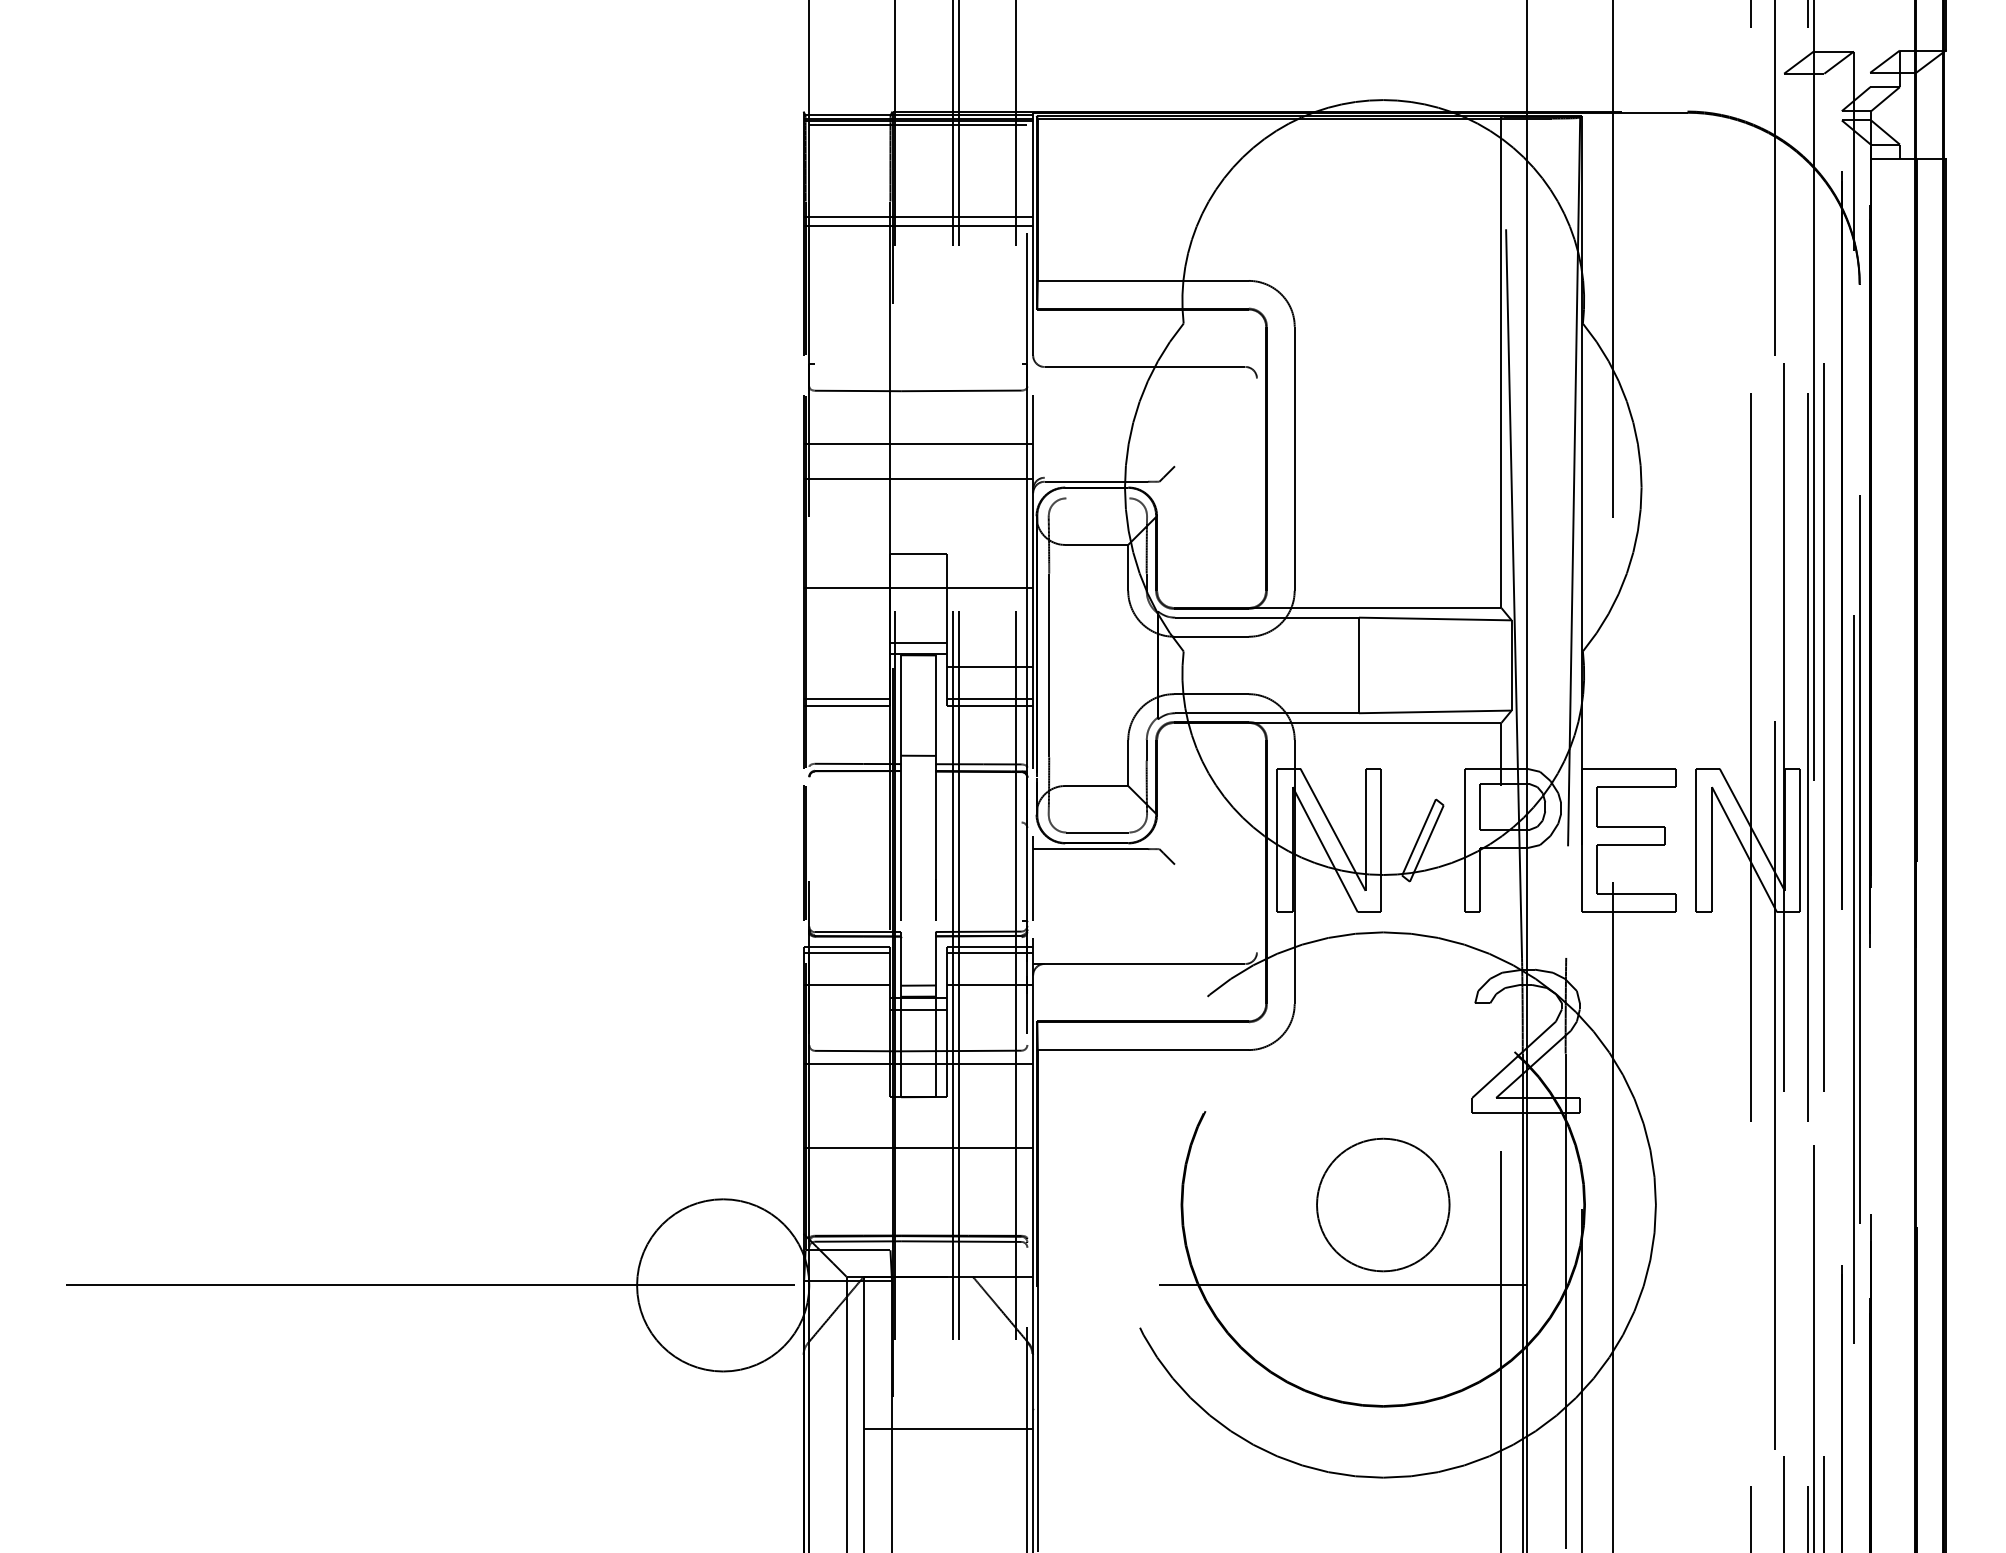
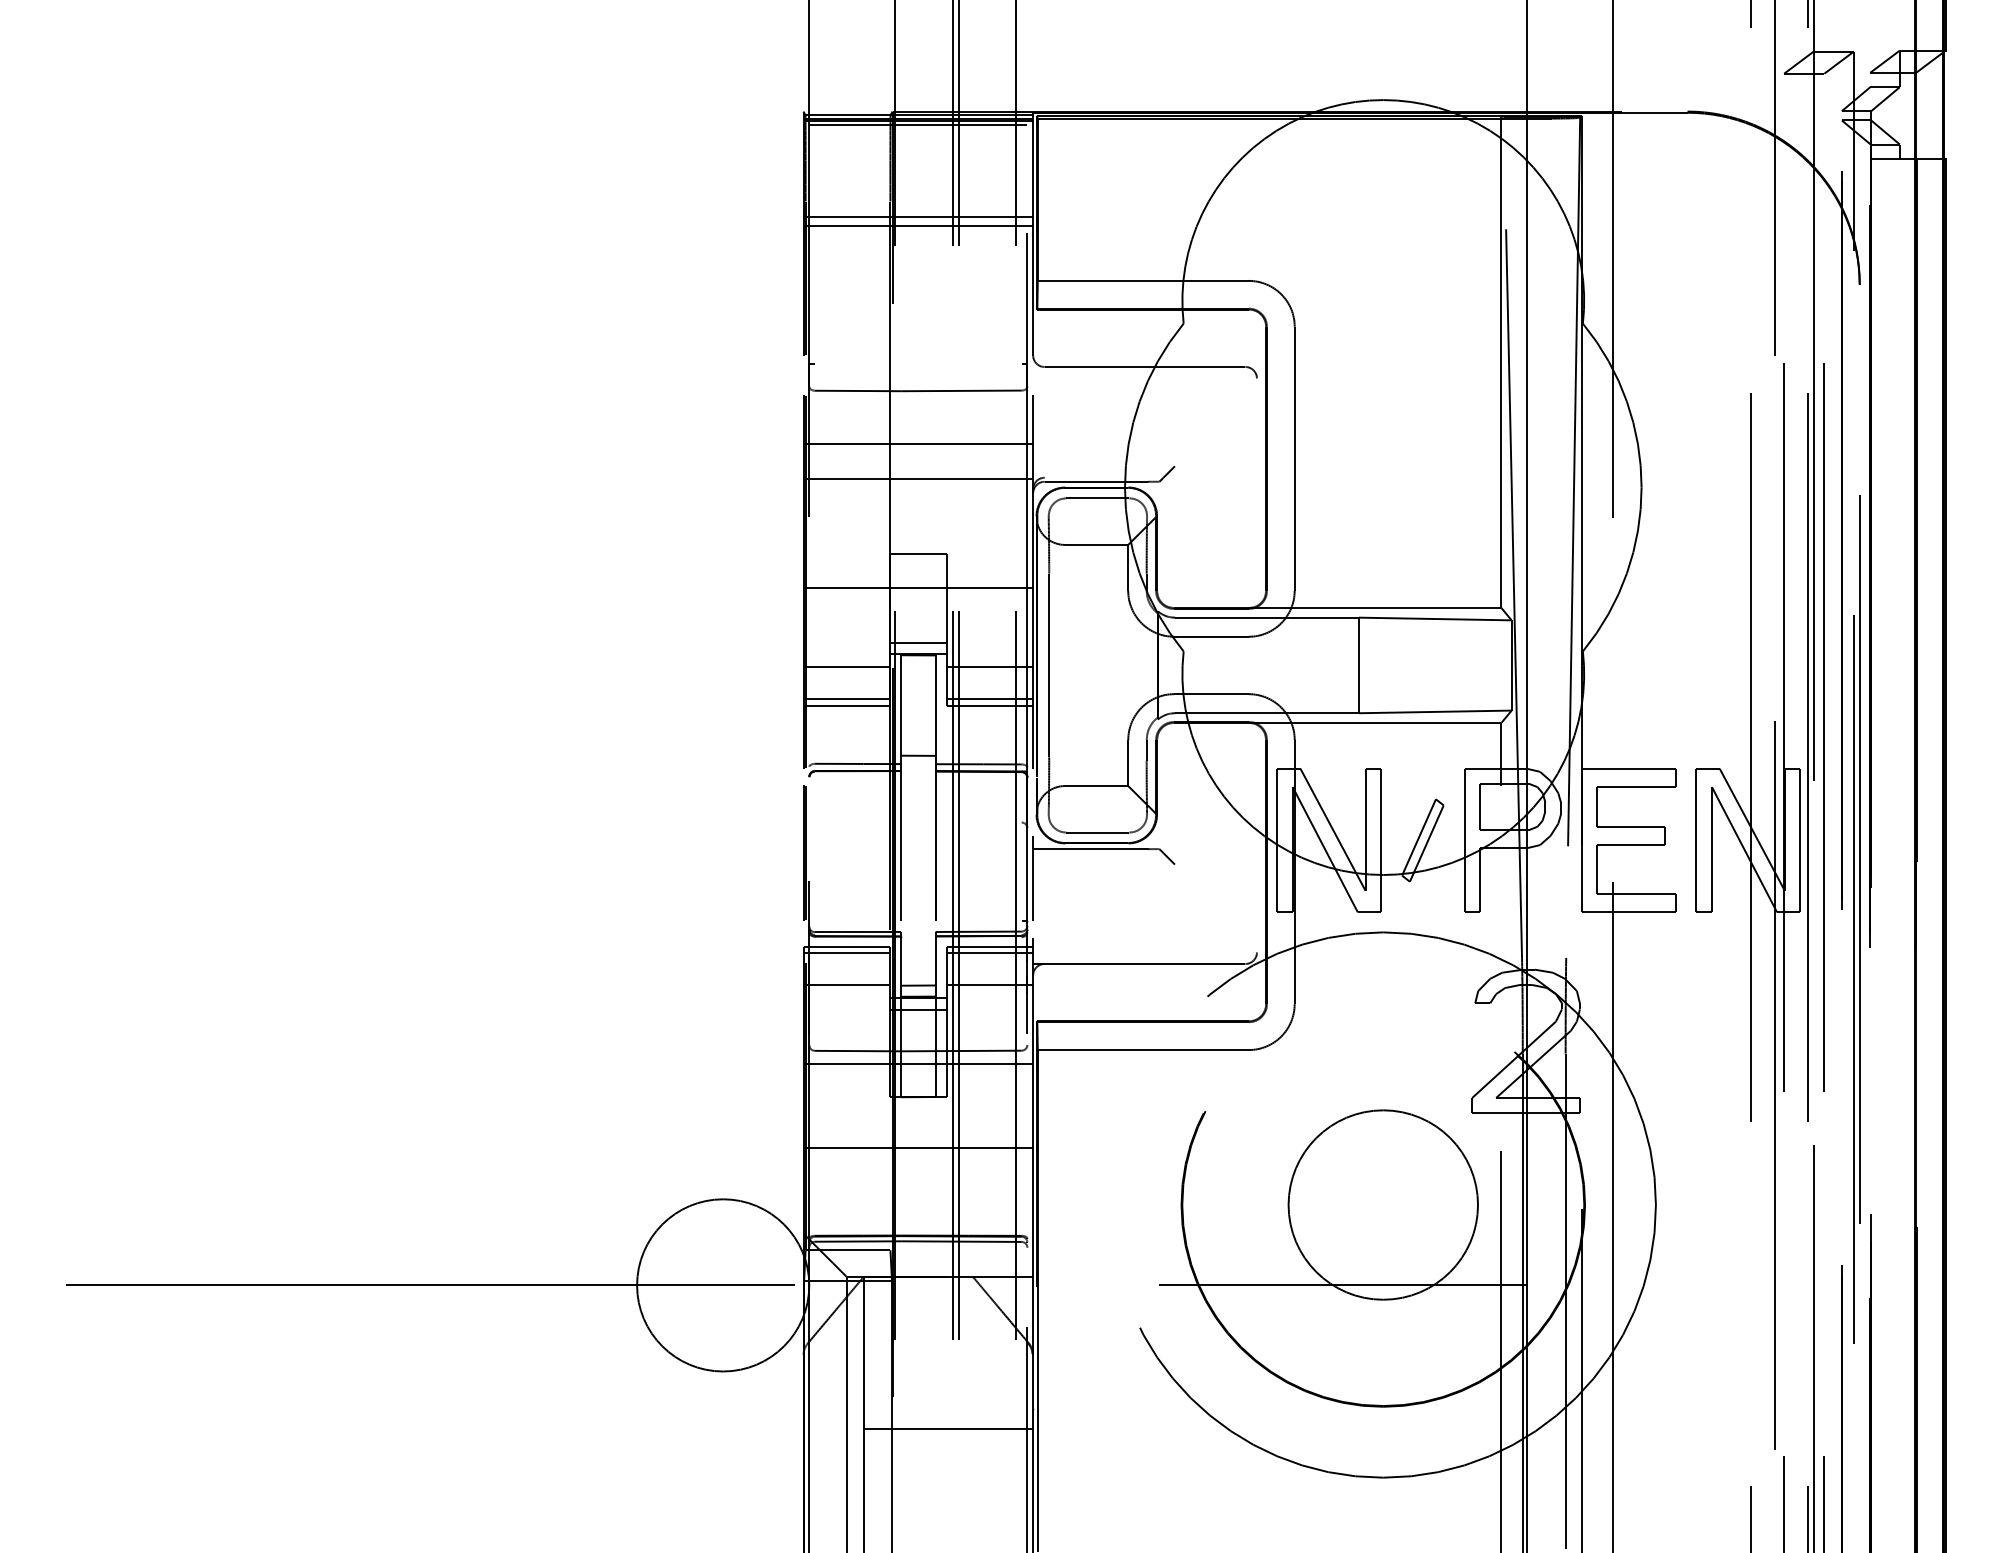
line: none -> present (1097, 498)
line: none -> present (846, 667)
circle diameter: 133 px -> 189 px (1383, 1204)
